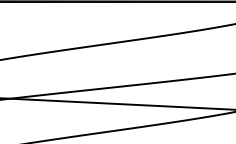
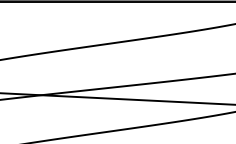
line position: (117, 103) -> (117, 98) (117, 98)
